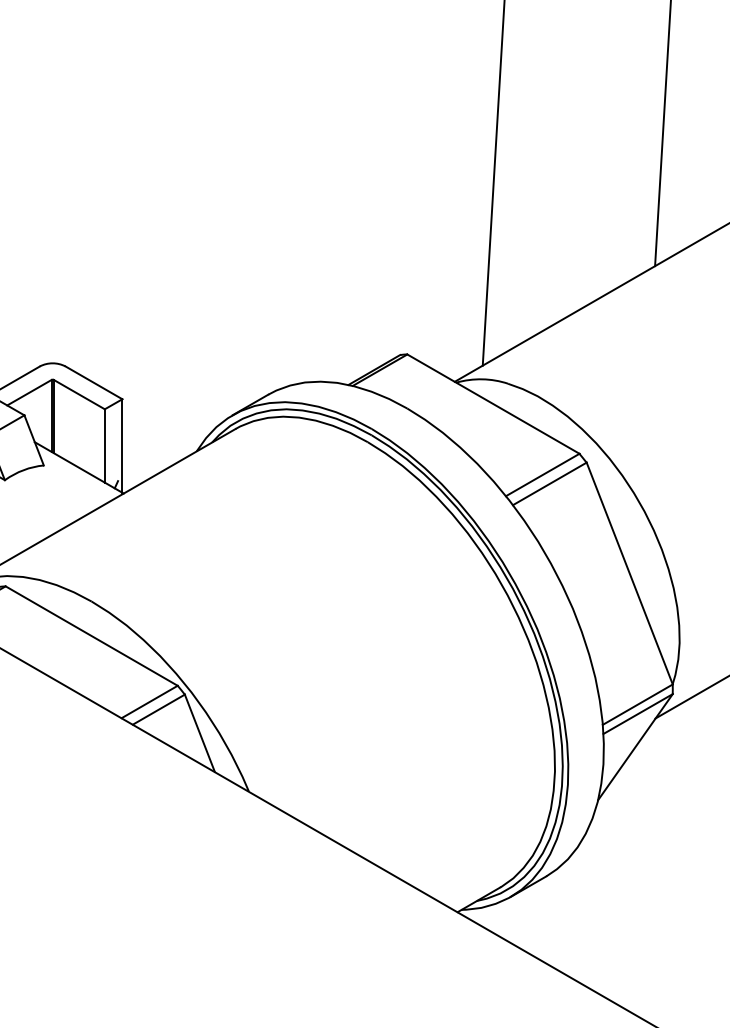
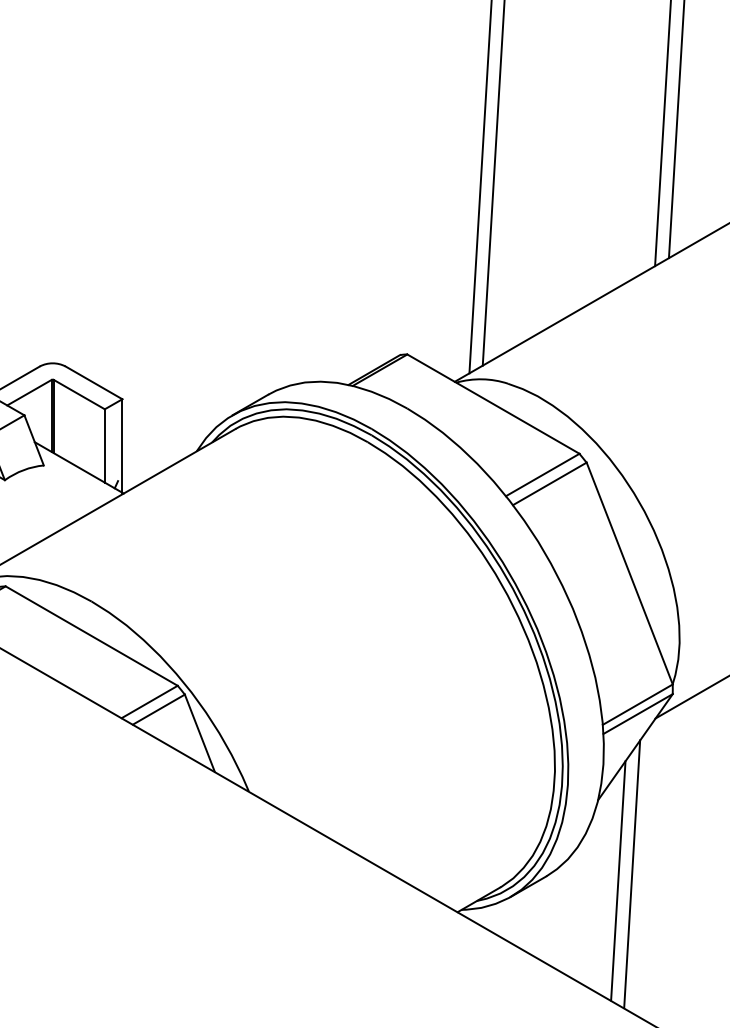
line: none -> present (676, 130)
line: none -> present (480, 187)
line: none -> present (632, 874)
line: none -> present (618, 880)
